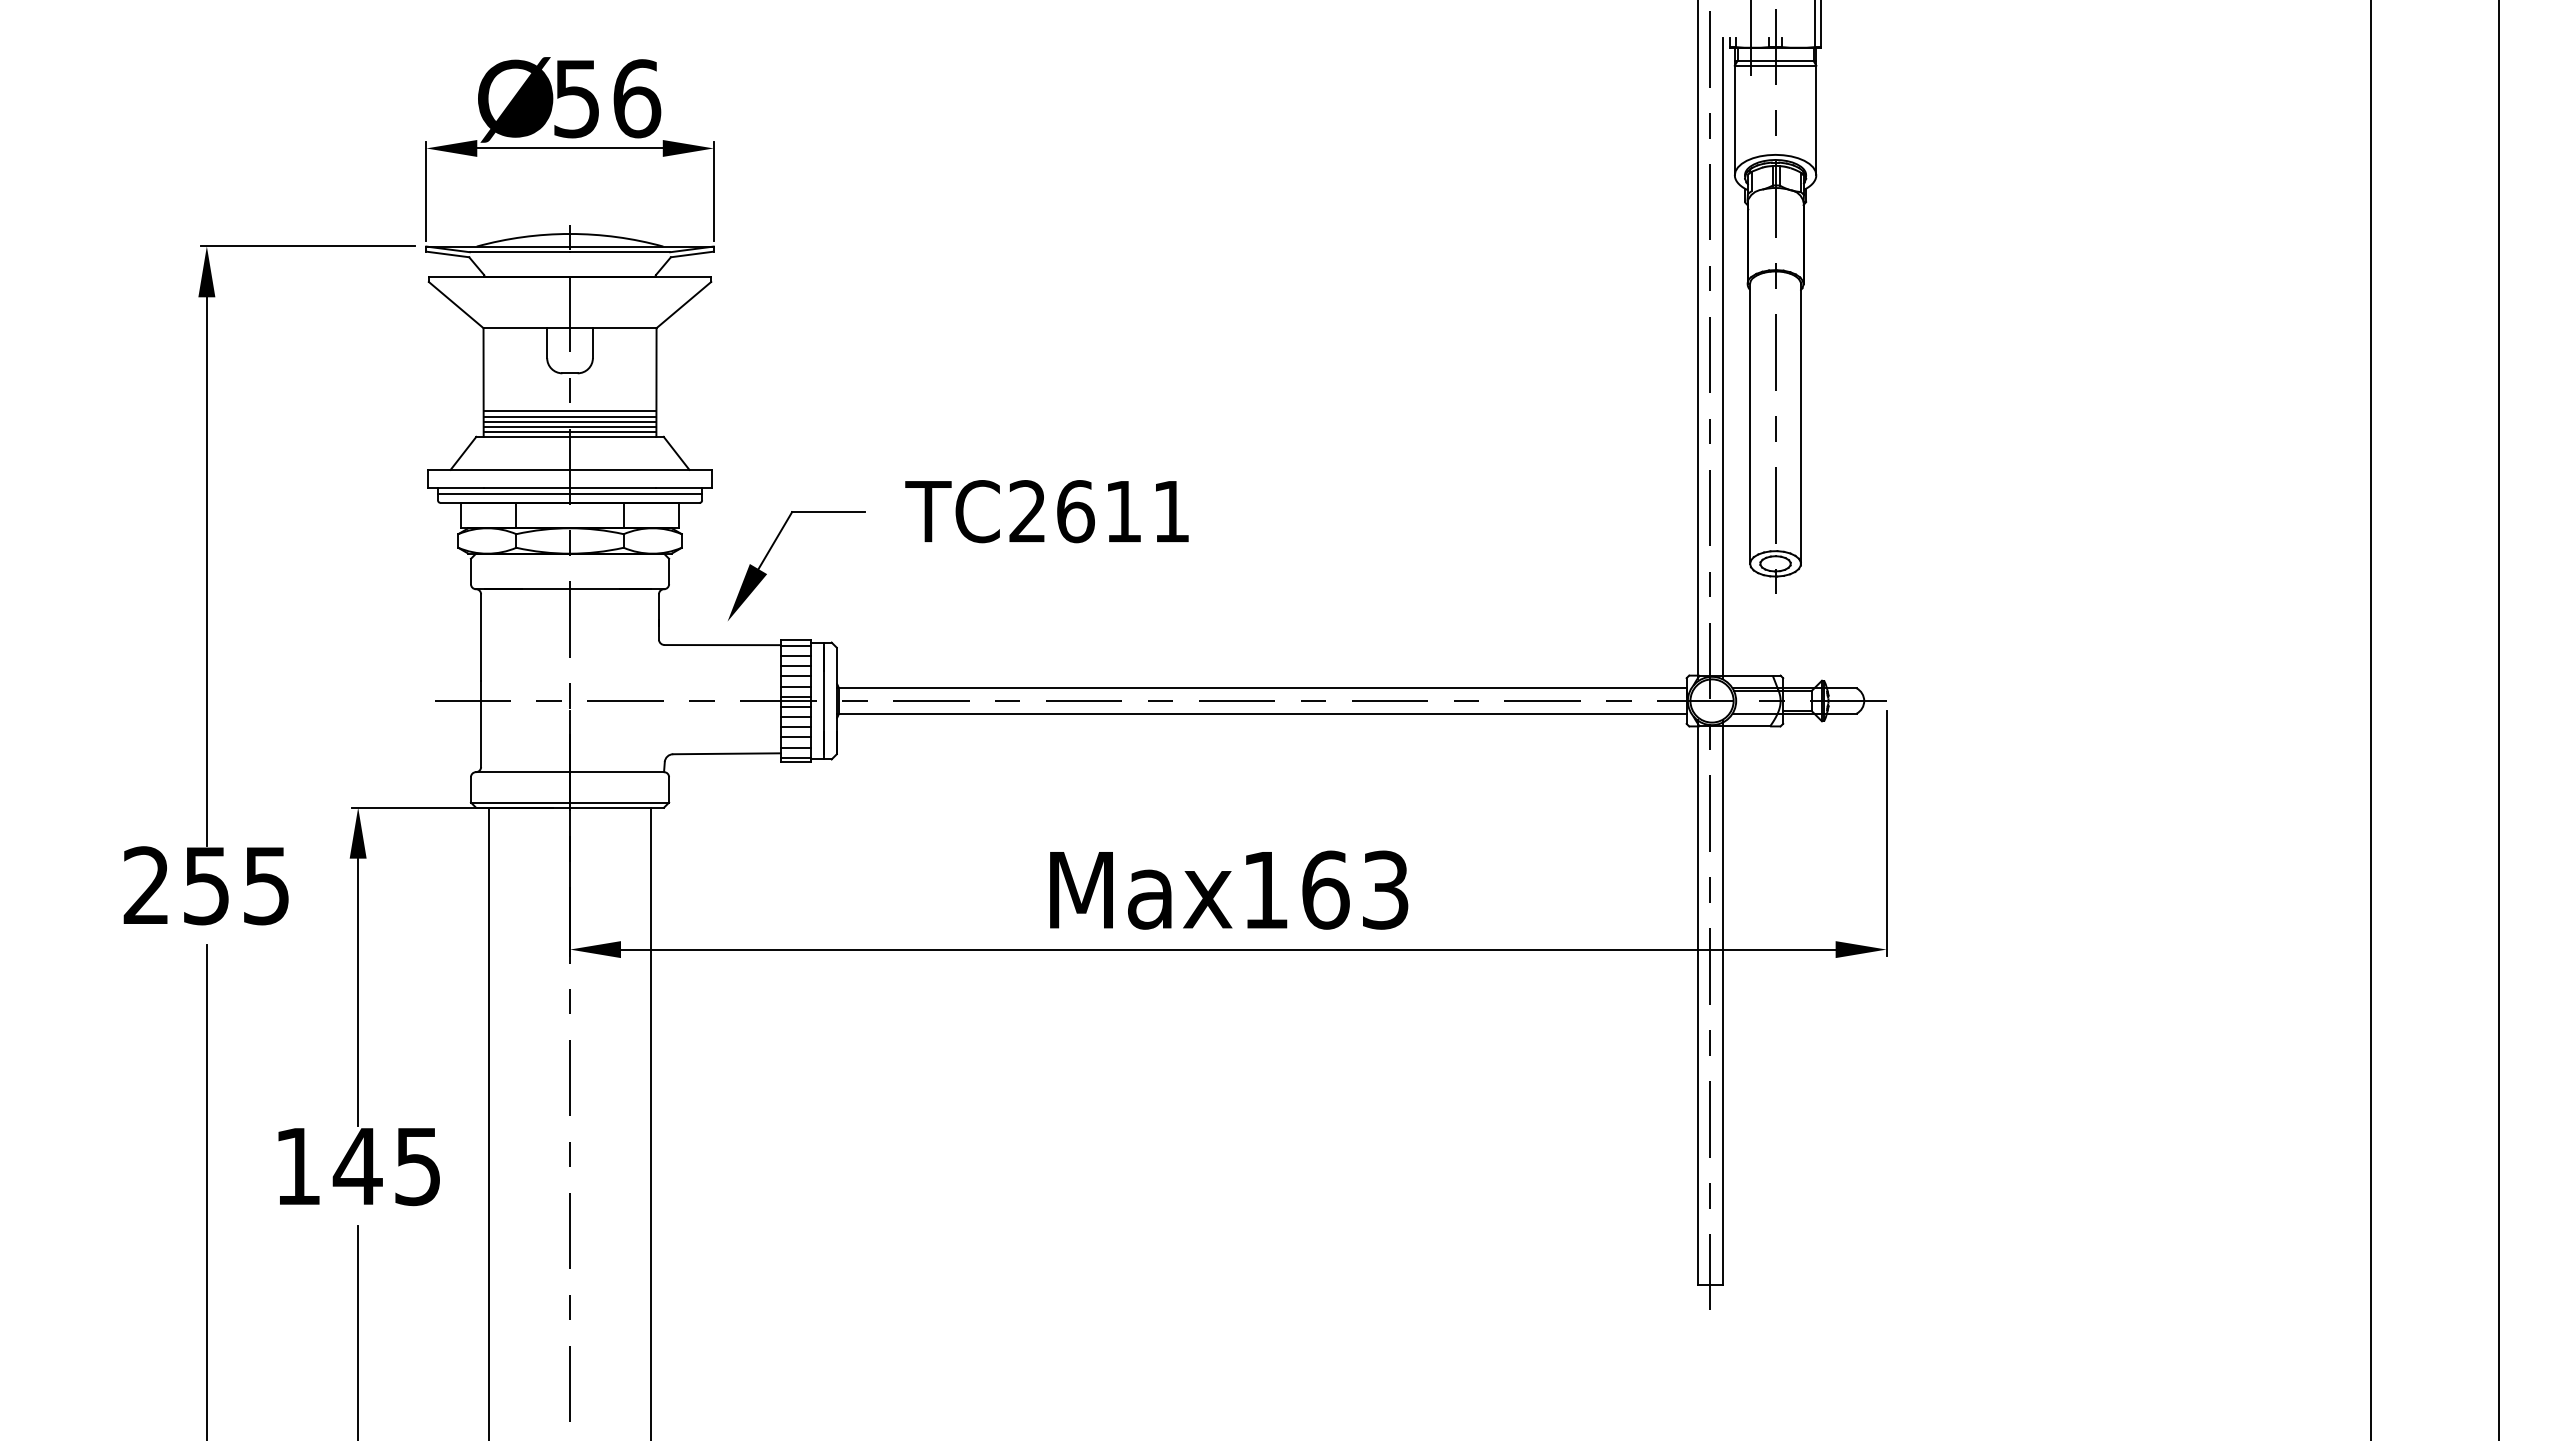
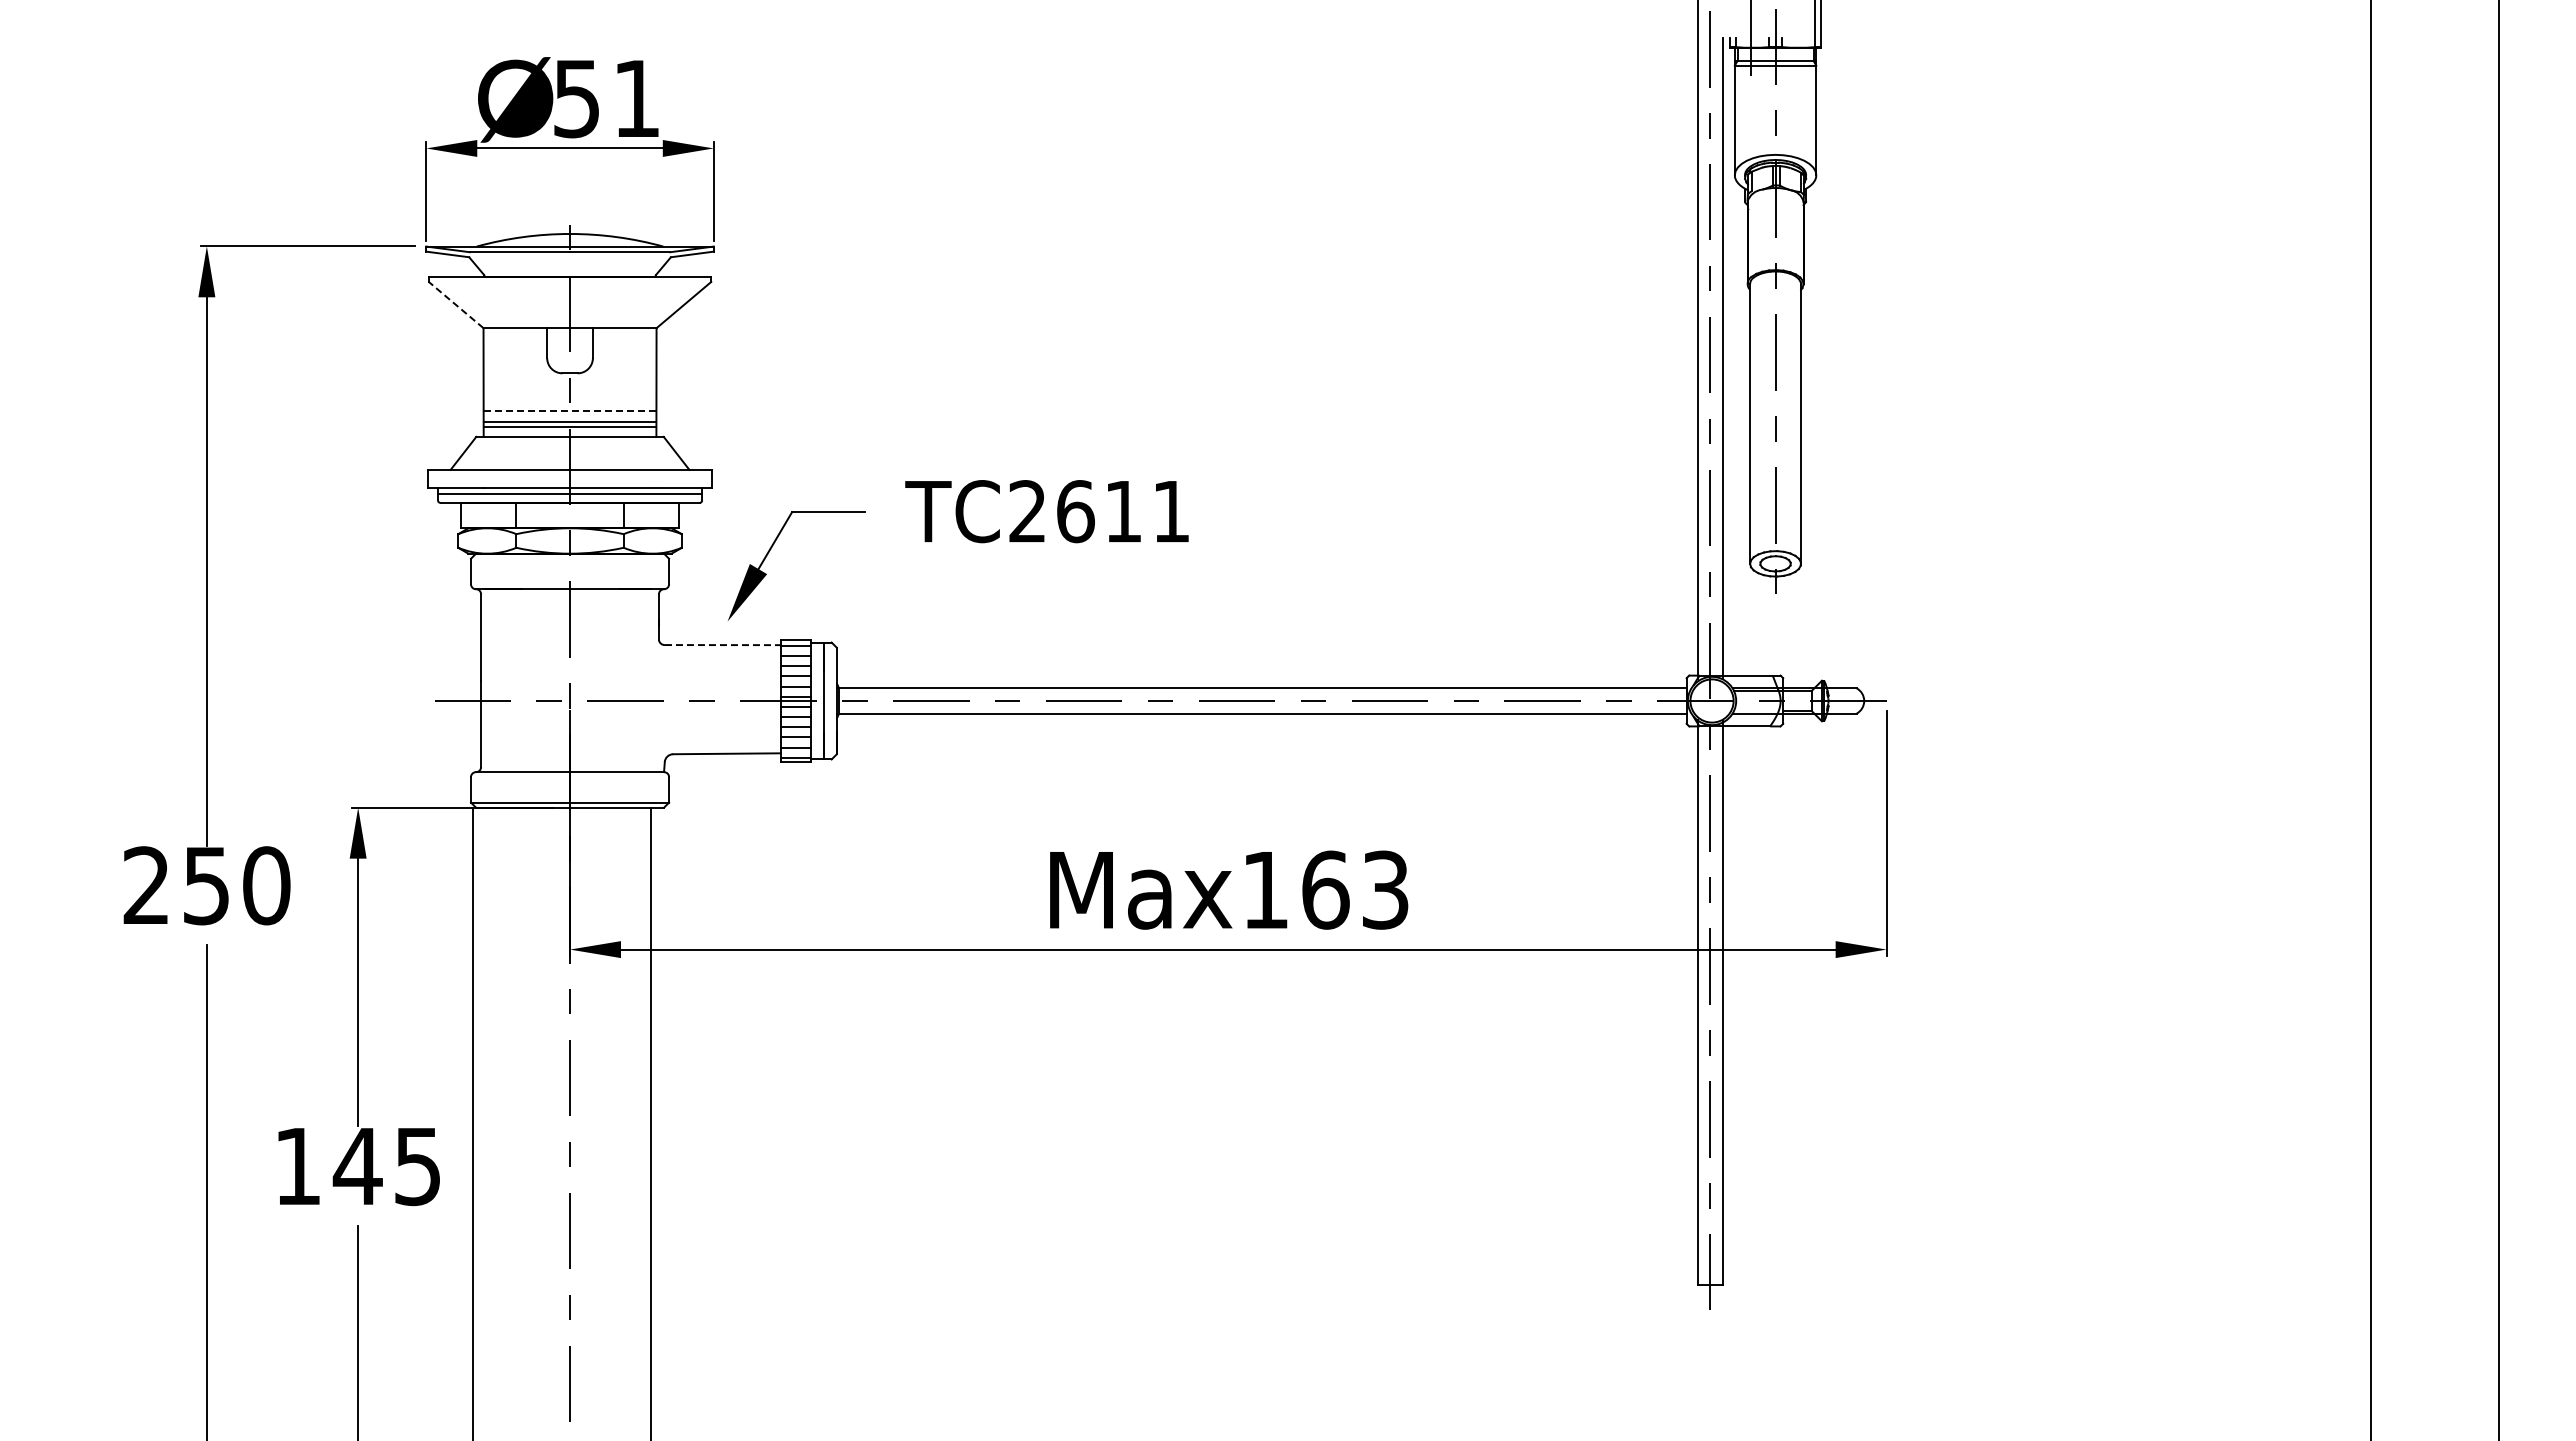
text: 56 -> 51 (637, 98)
line: solid -> dashed (456, 305)
line: solid -> dashed (570, 411)
line: present -> none (569, 416)
line: present -> none (569, 431)
line: solid -> dashed (722, 645)
text: 255 -> 250 (266, 885)
line position: (488, 1122) -> (472, 1122) (472, 1122)
